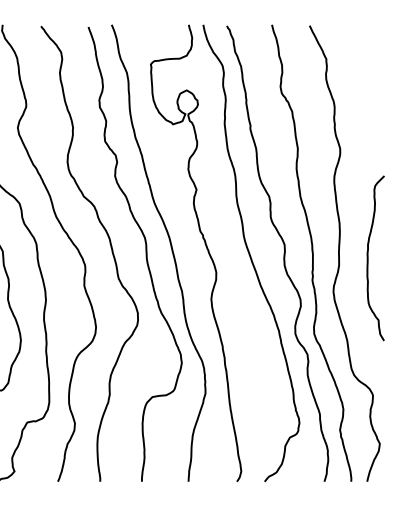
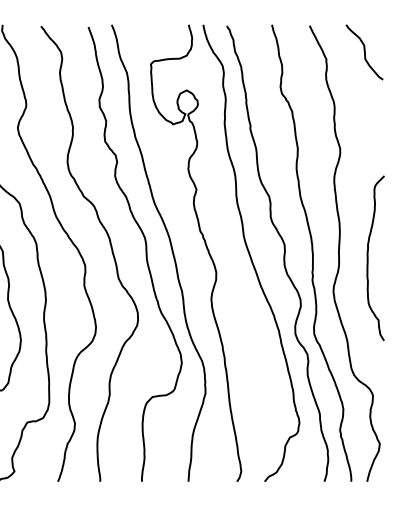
curve: none -> present (364, 52)
